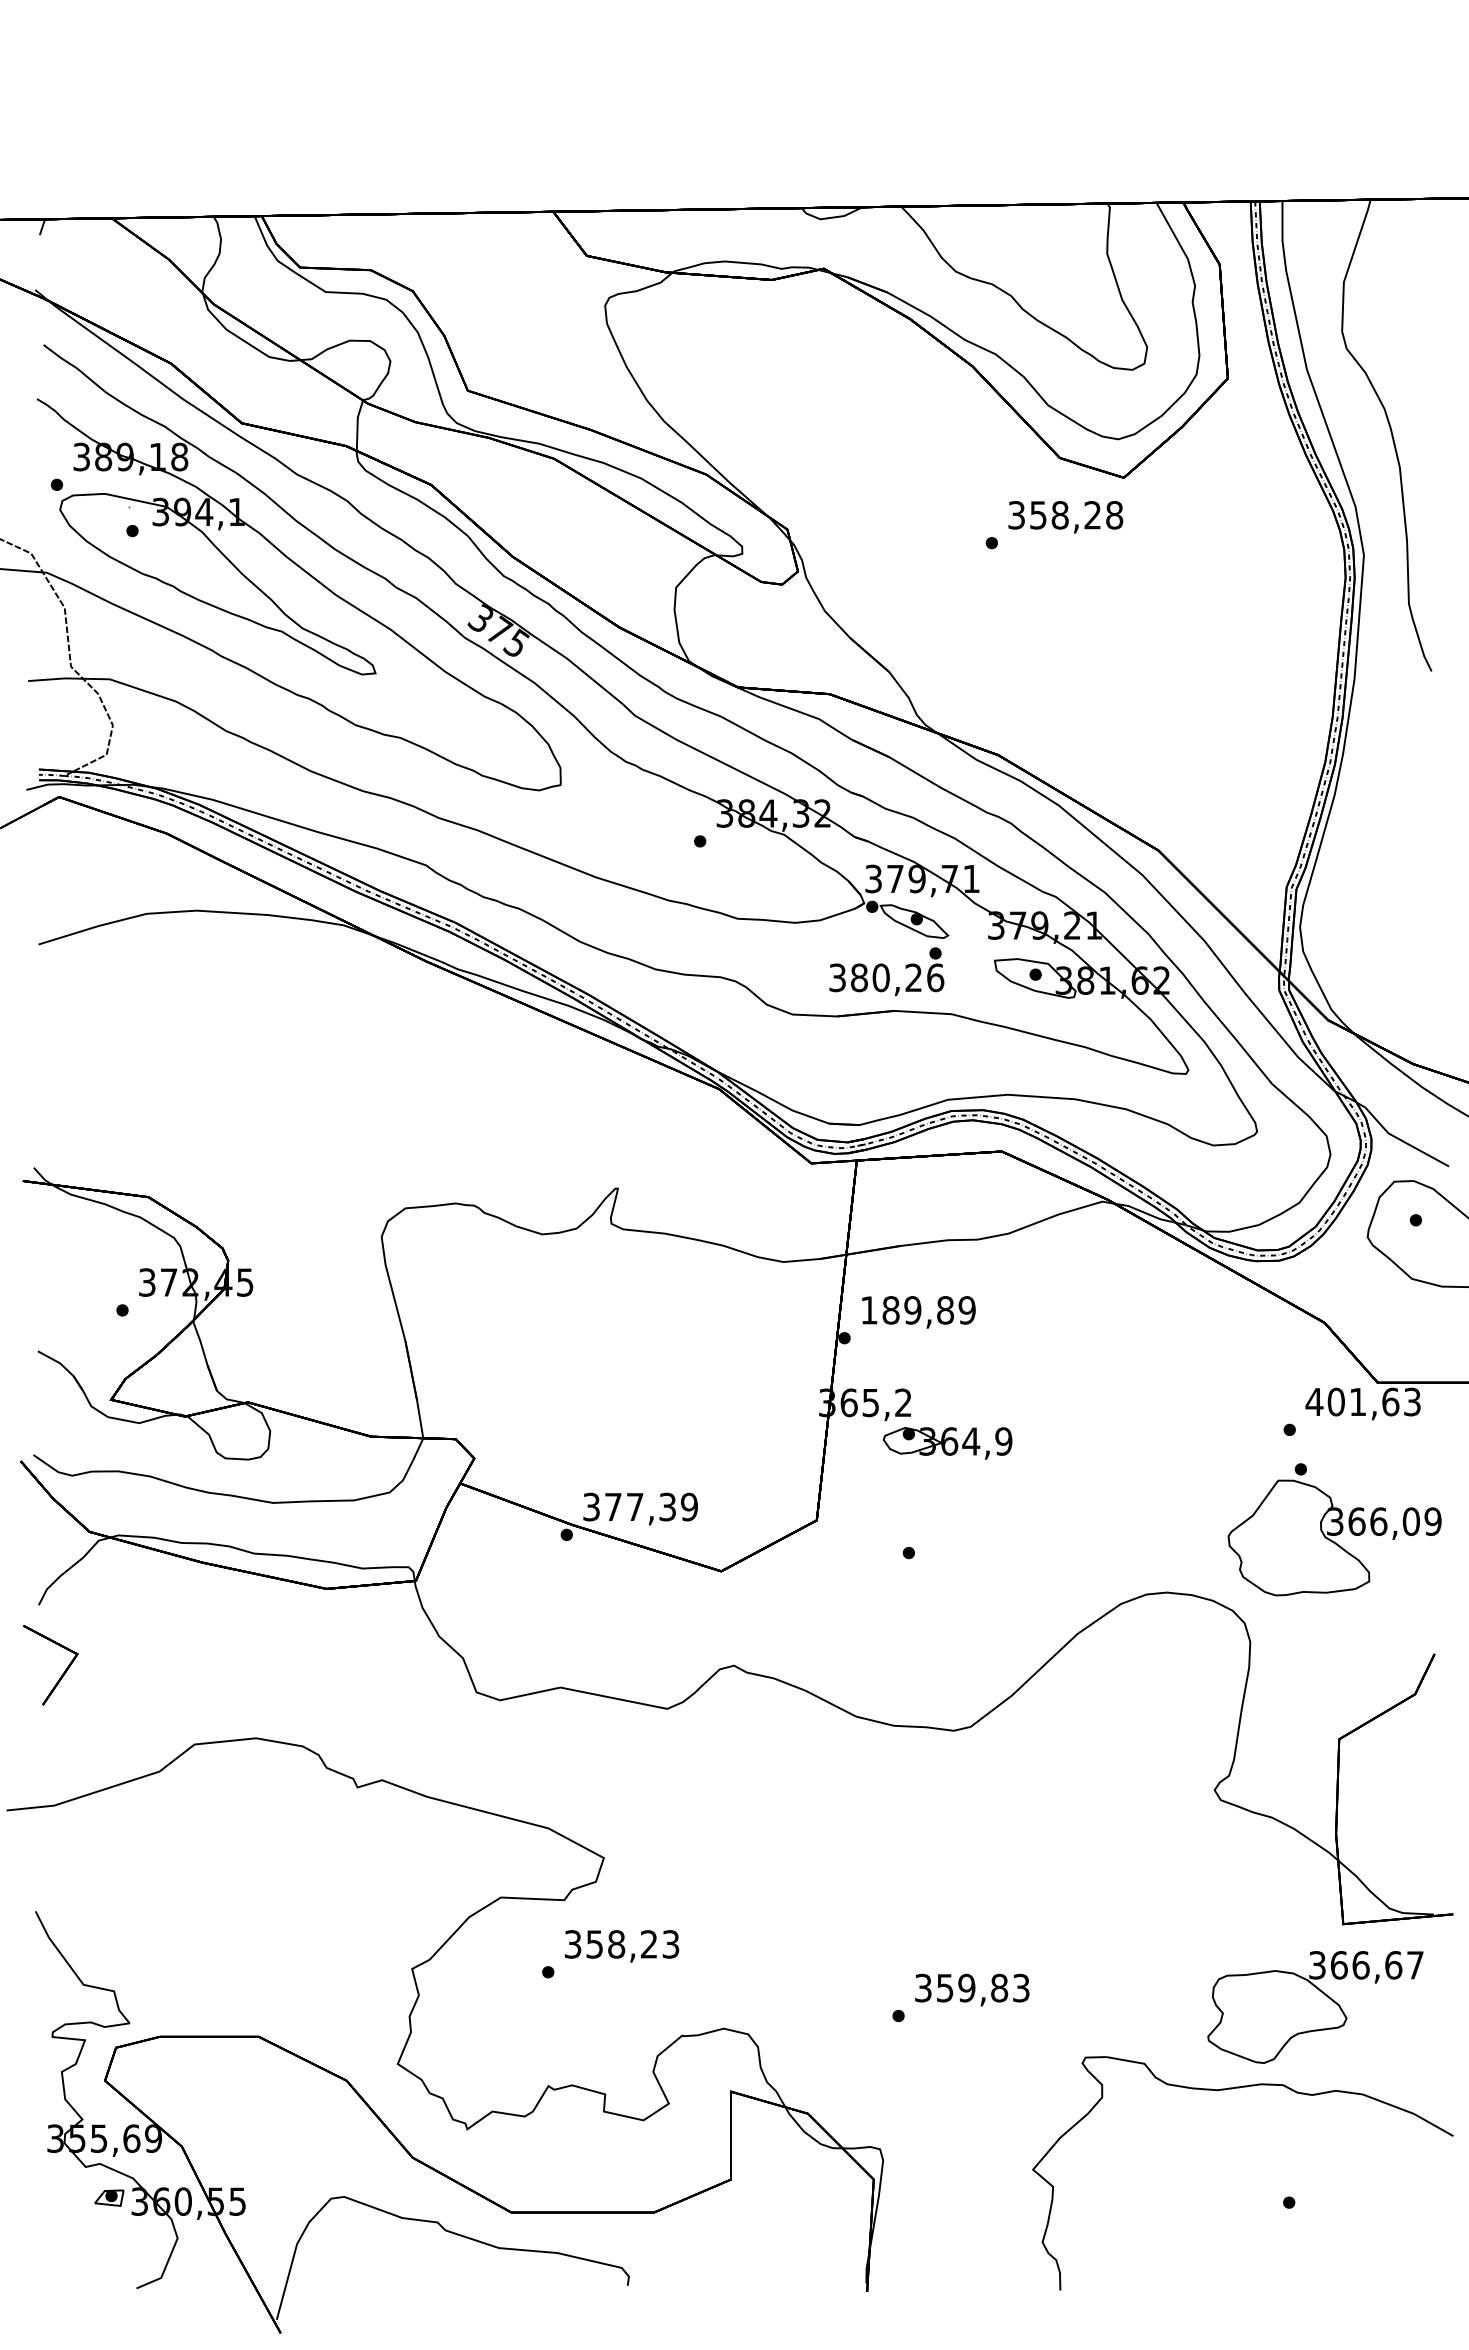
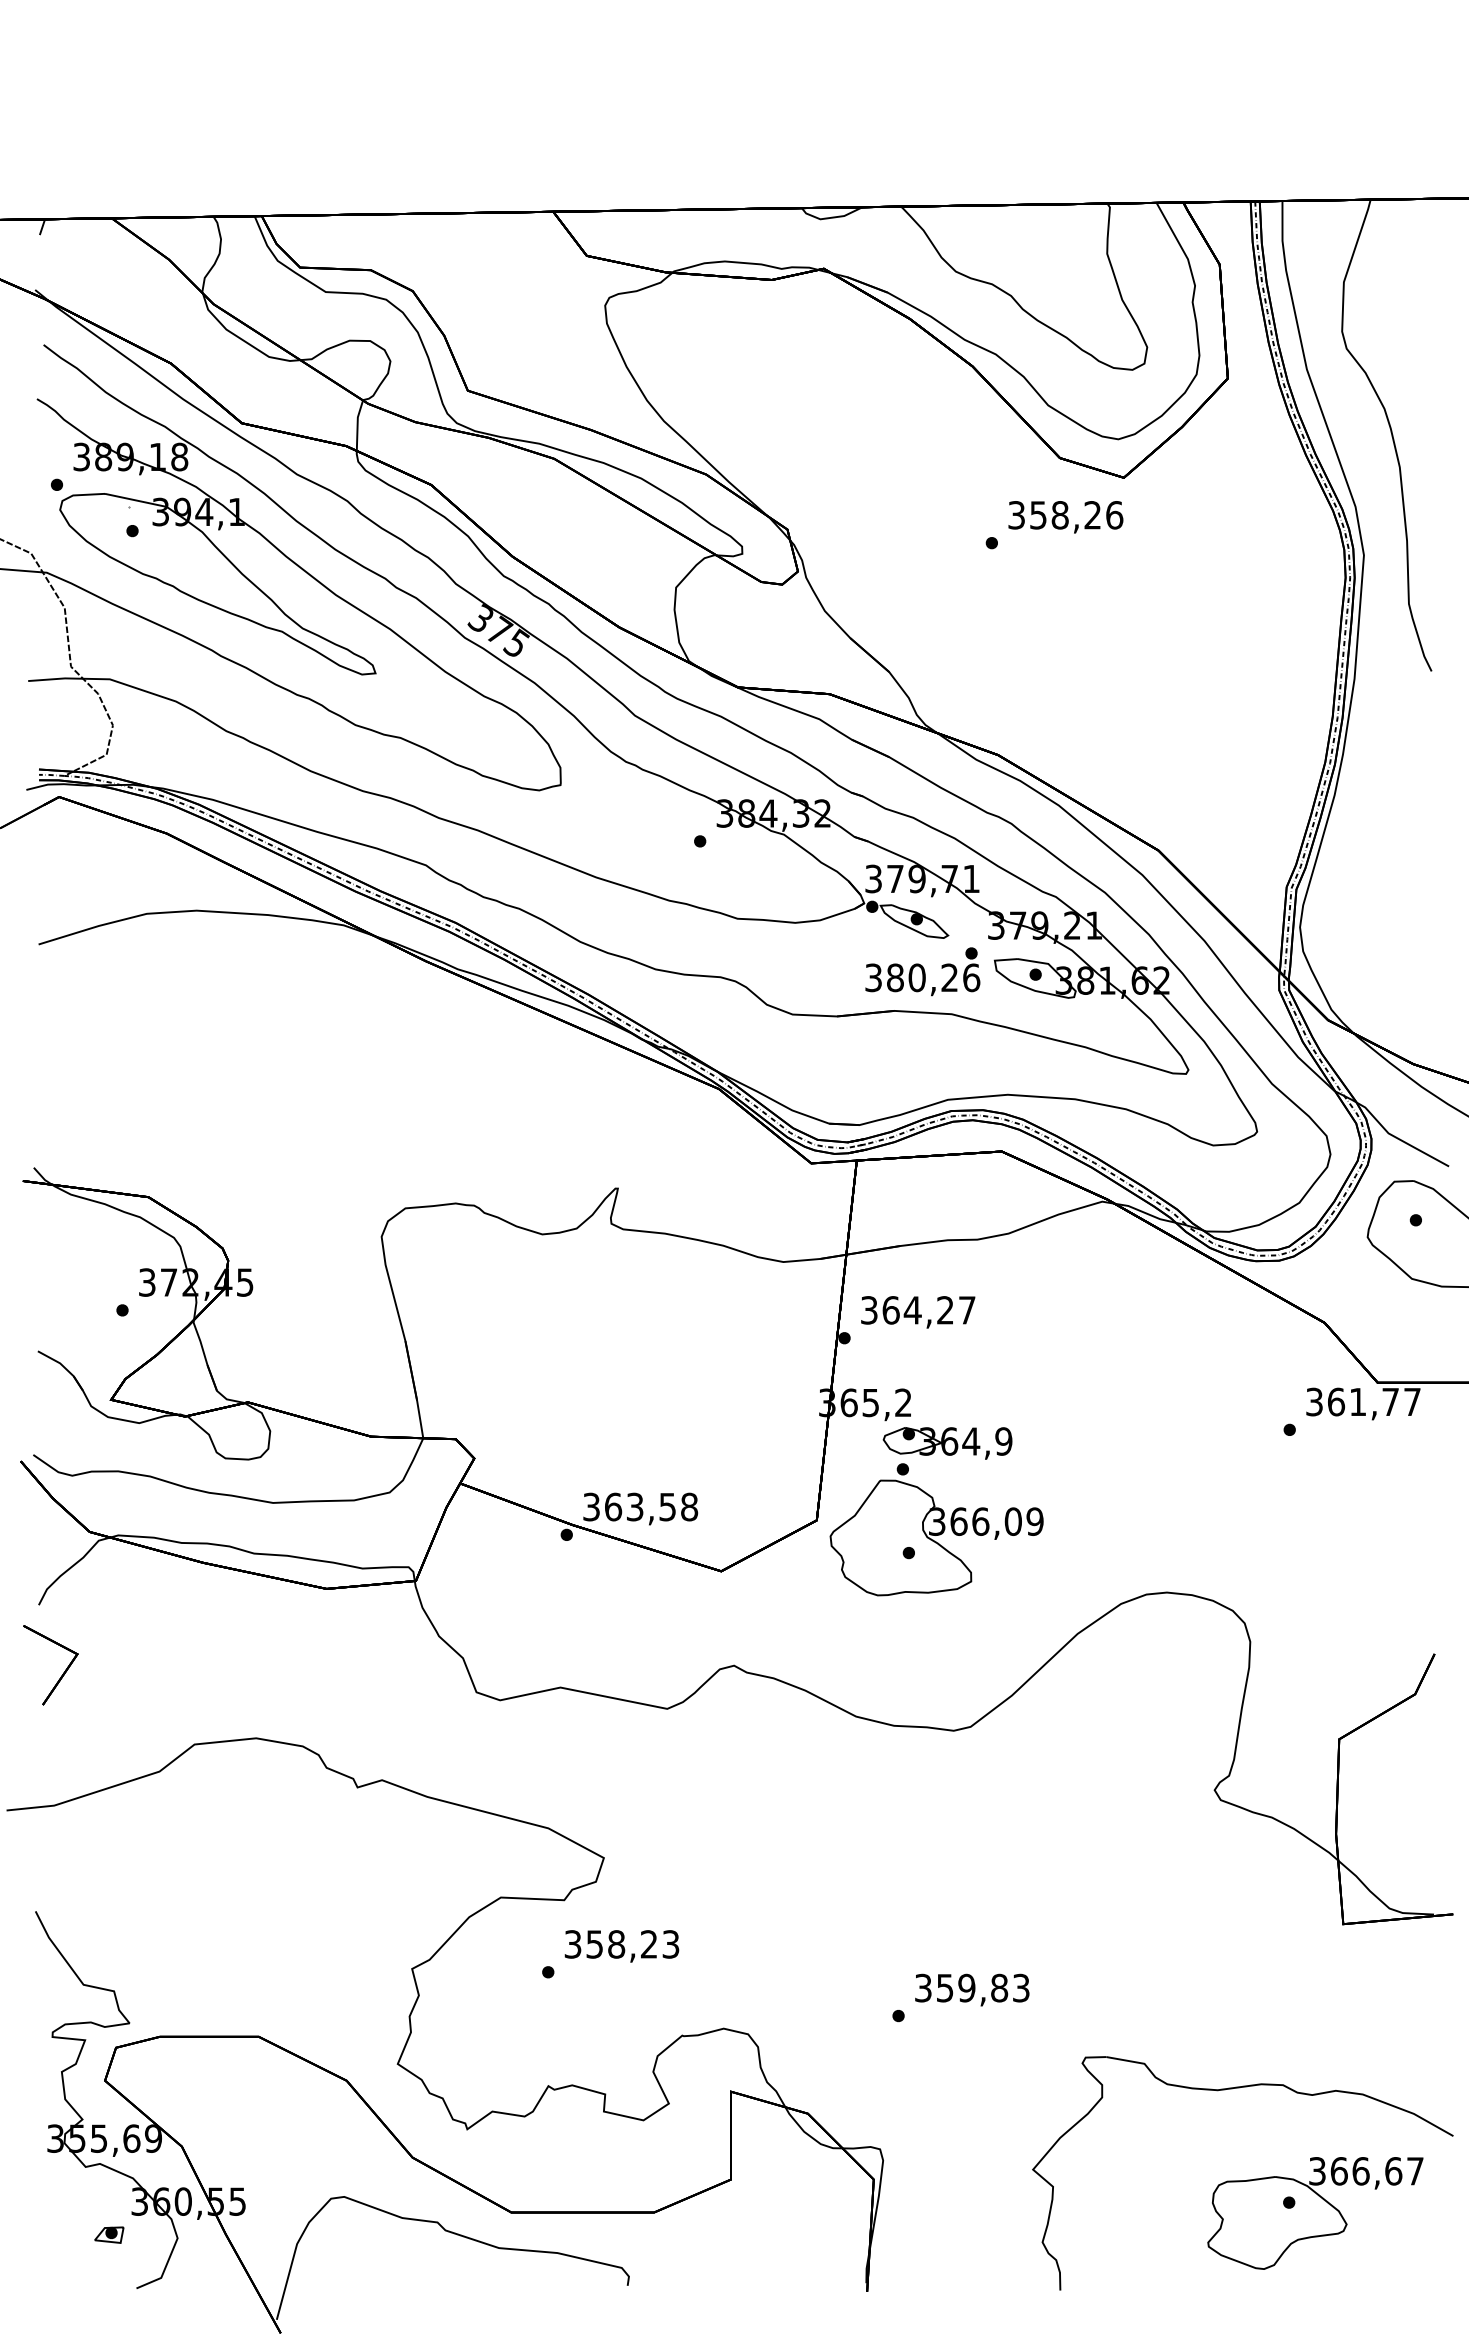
text: 358,28 -> 358,26 (1114, 515)
text position: (886, 971) -> (922, 971) (922, 971)
text: 189,89 -> 364,27 (918, 1310)
text: 401,63 -> 361,77 (1362, 1401)
text: 377,39 -> 363,58 (651, 1506)
part position: (1334, 1529) -> (936, 1529) (936, 1529)
part position: (1315, 2007) -> (1315, 2213) (1315, 2213)
part position: (109, 2197) -> (109, 2234) (109, 2234)
